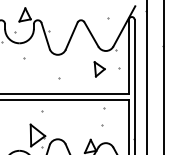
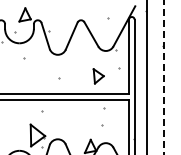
part position: (99, 69) -> (98, 76) (98, 76)
line: solid -> dashed (163, 77)
